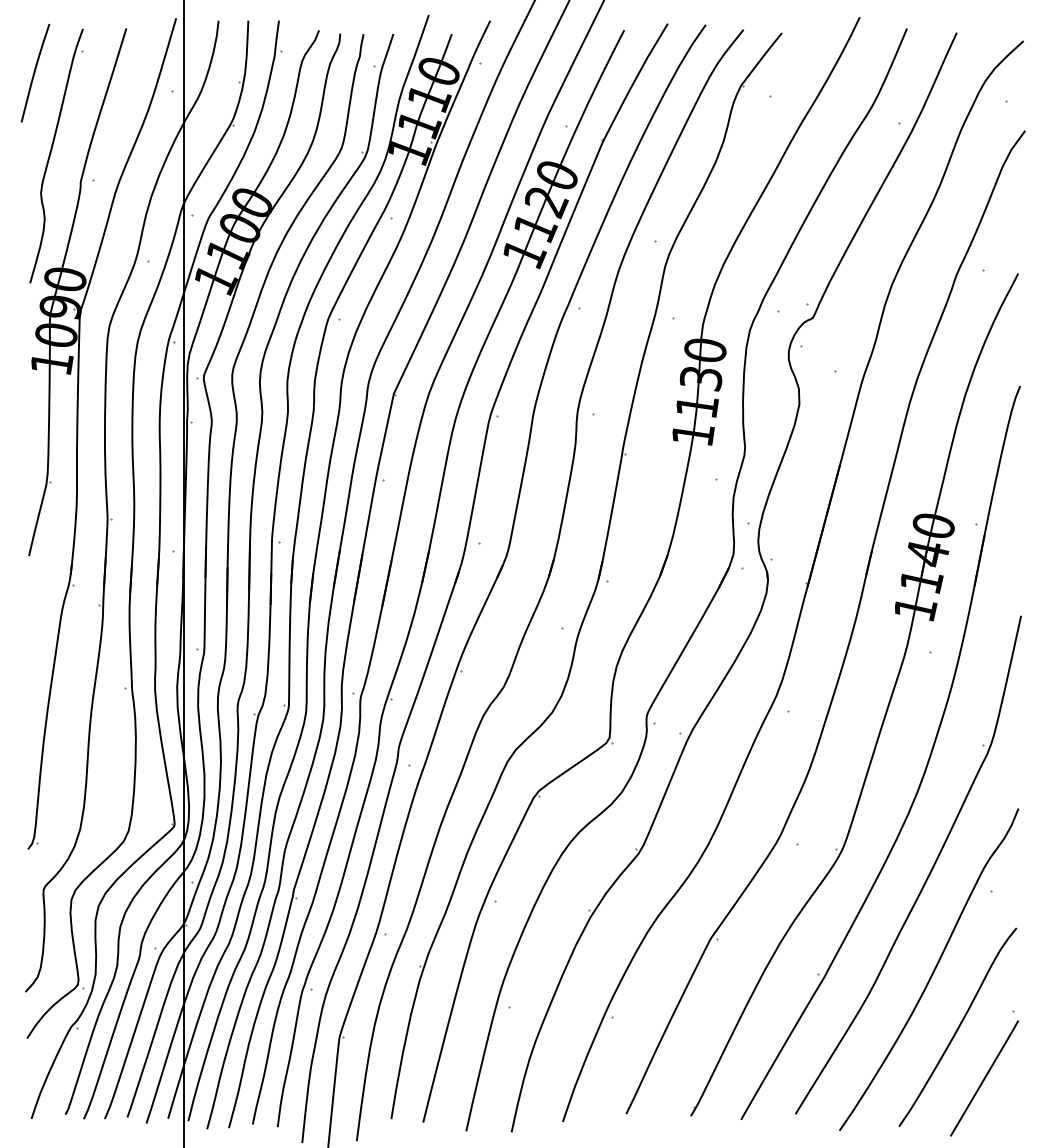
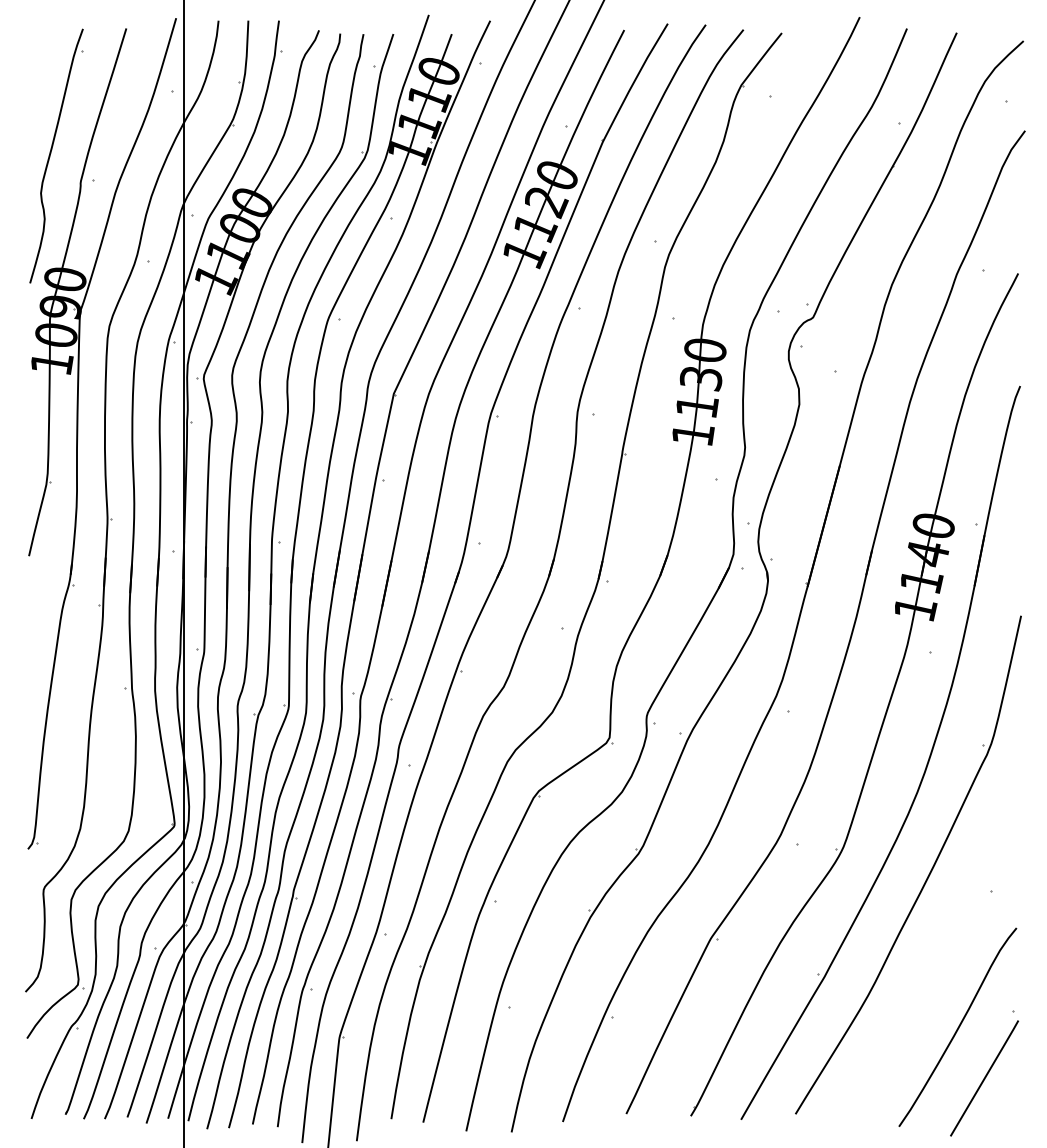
line: present -> none (35, 73)
curve: present -> none (932, 971)
